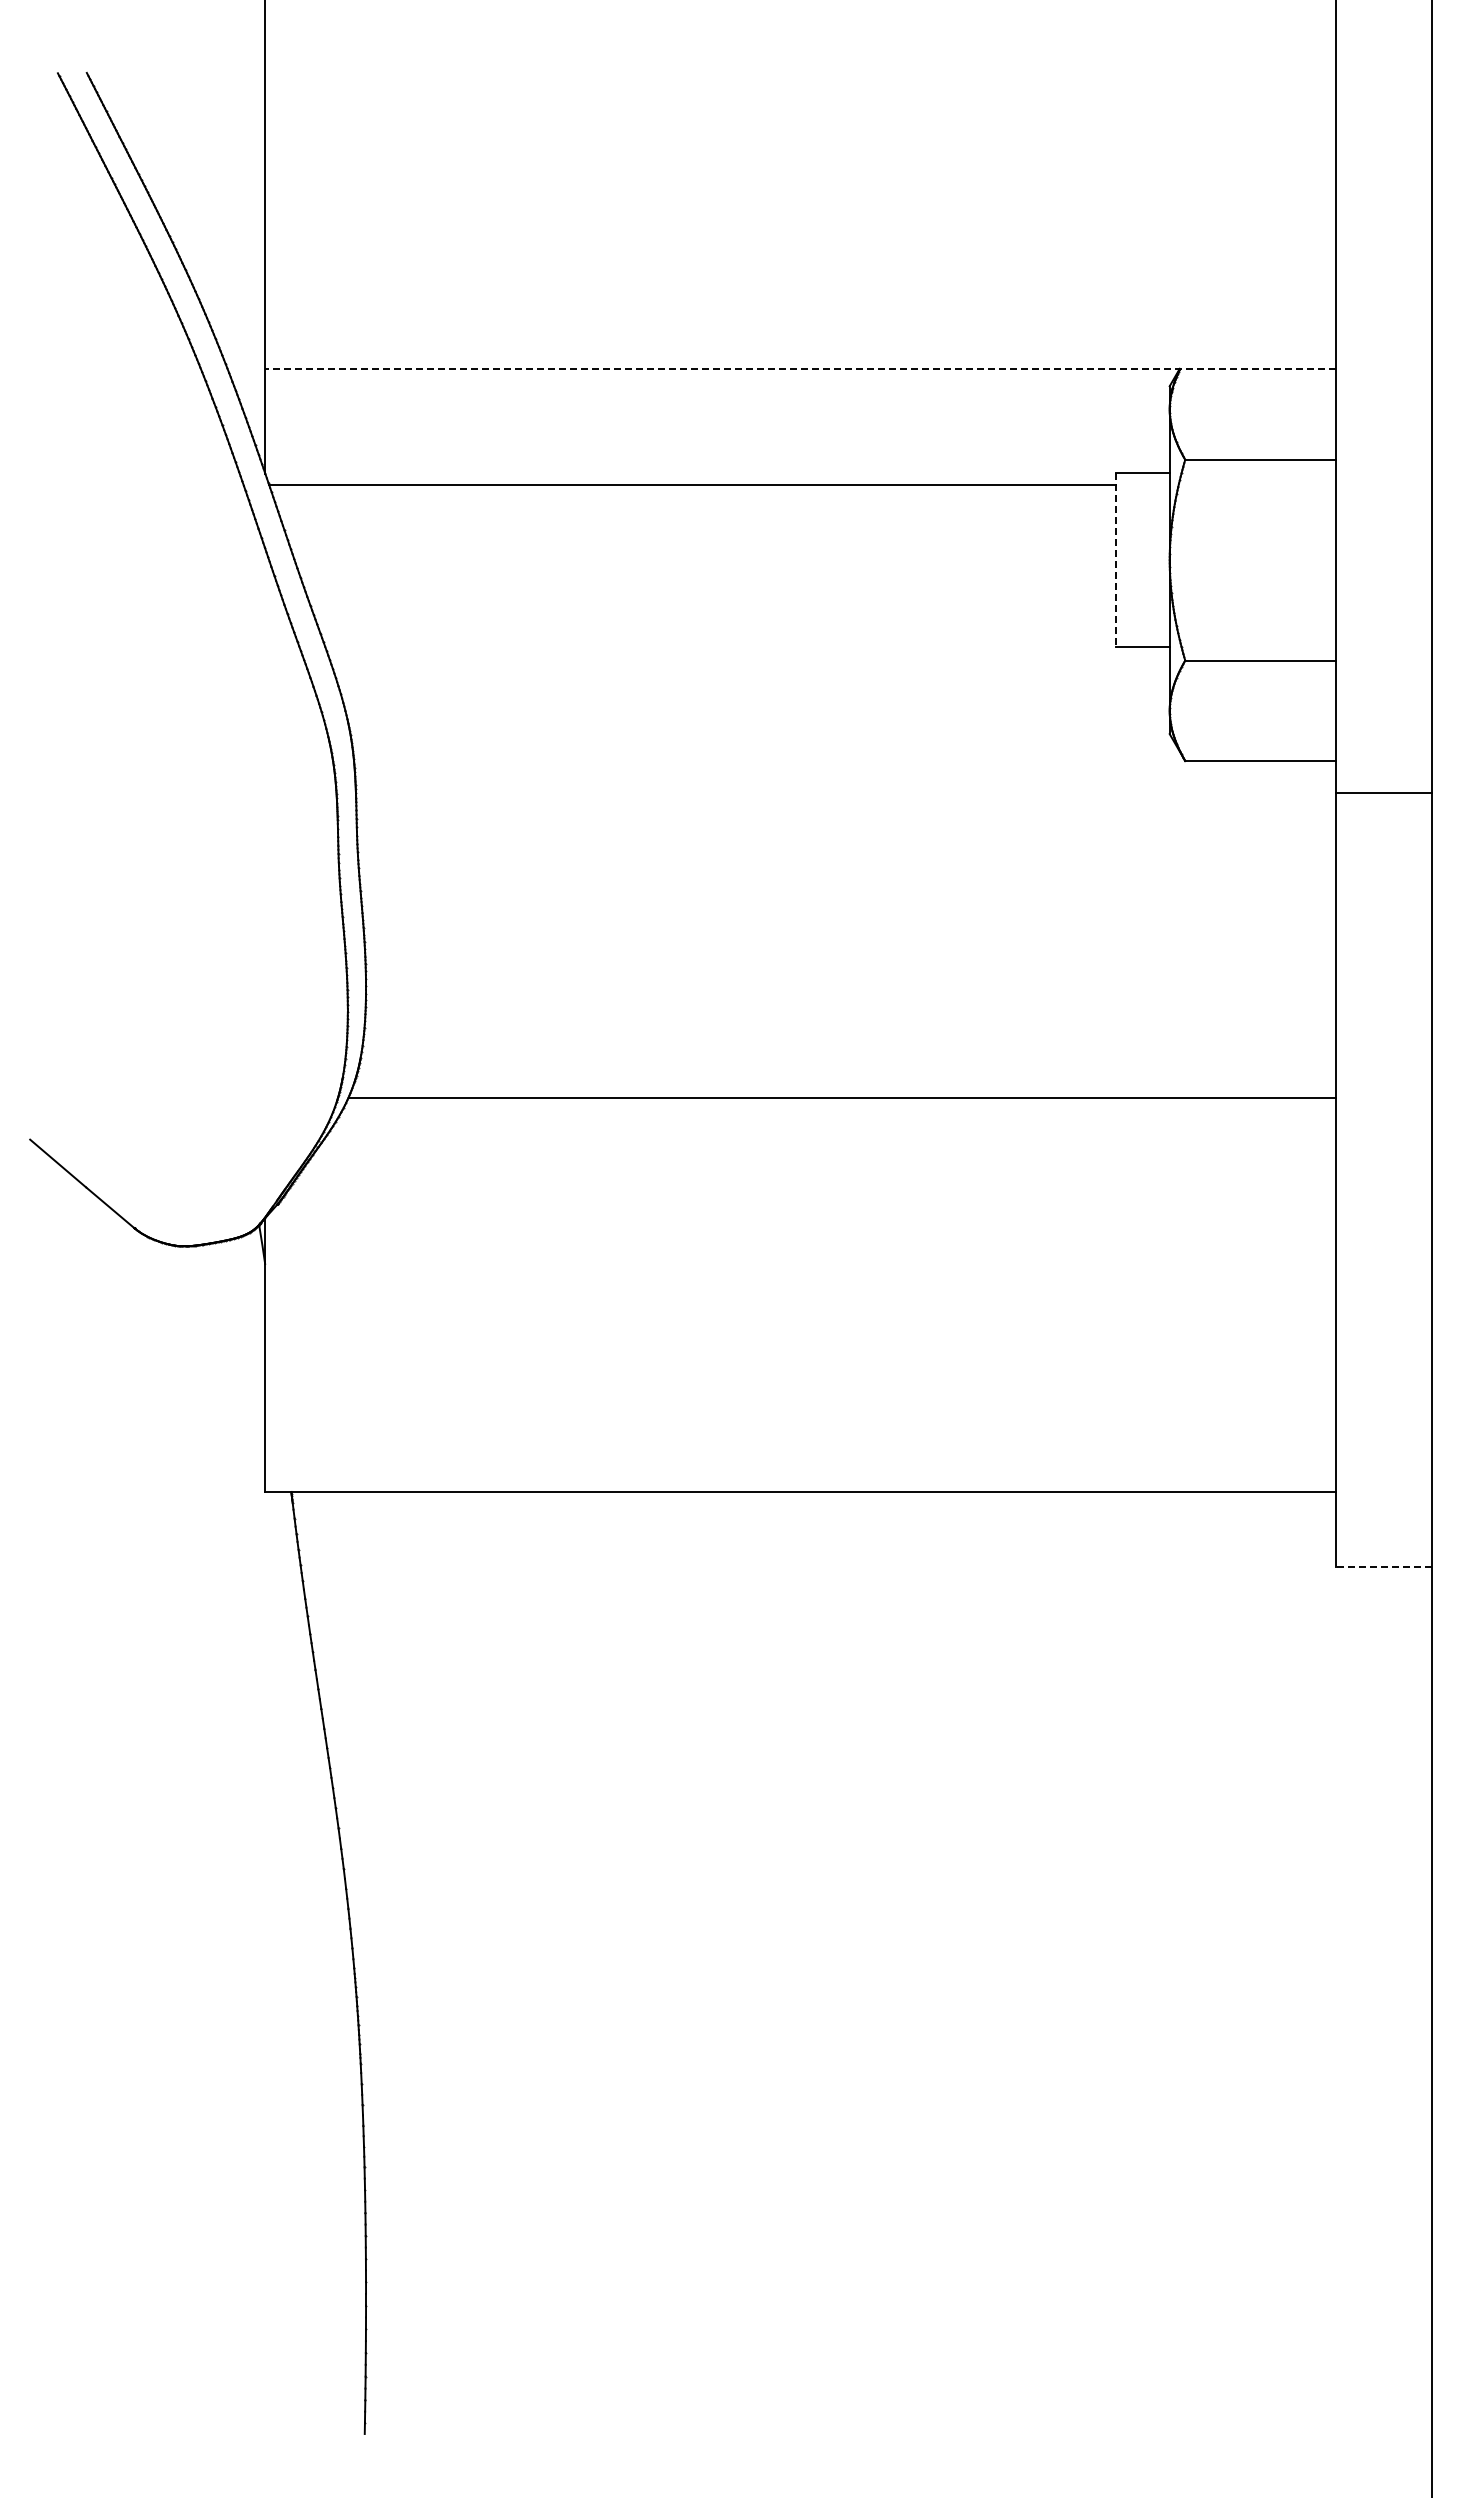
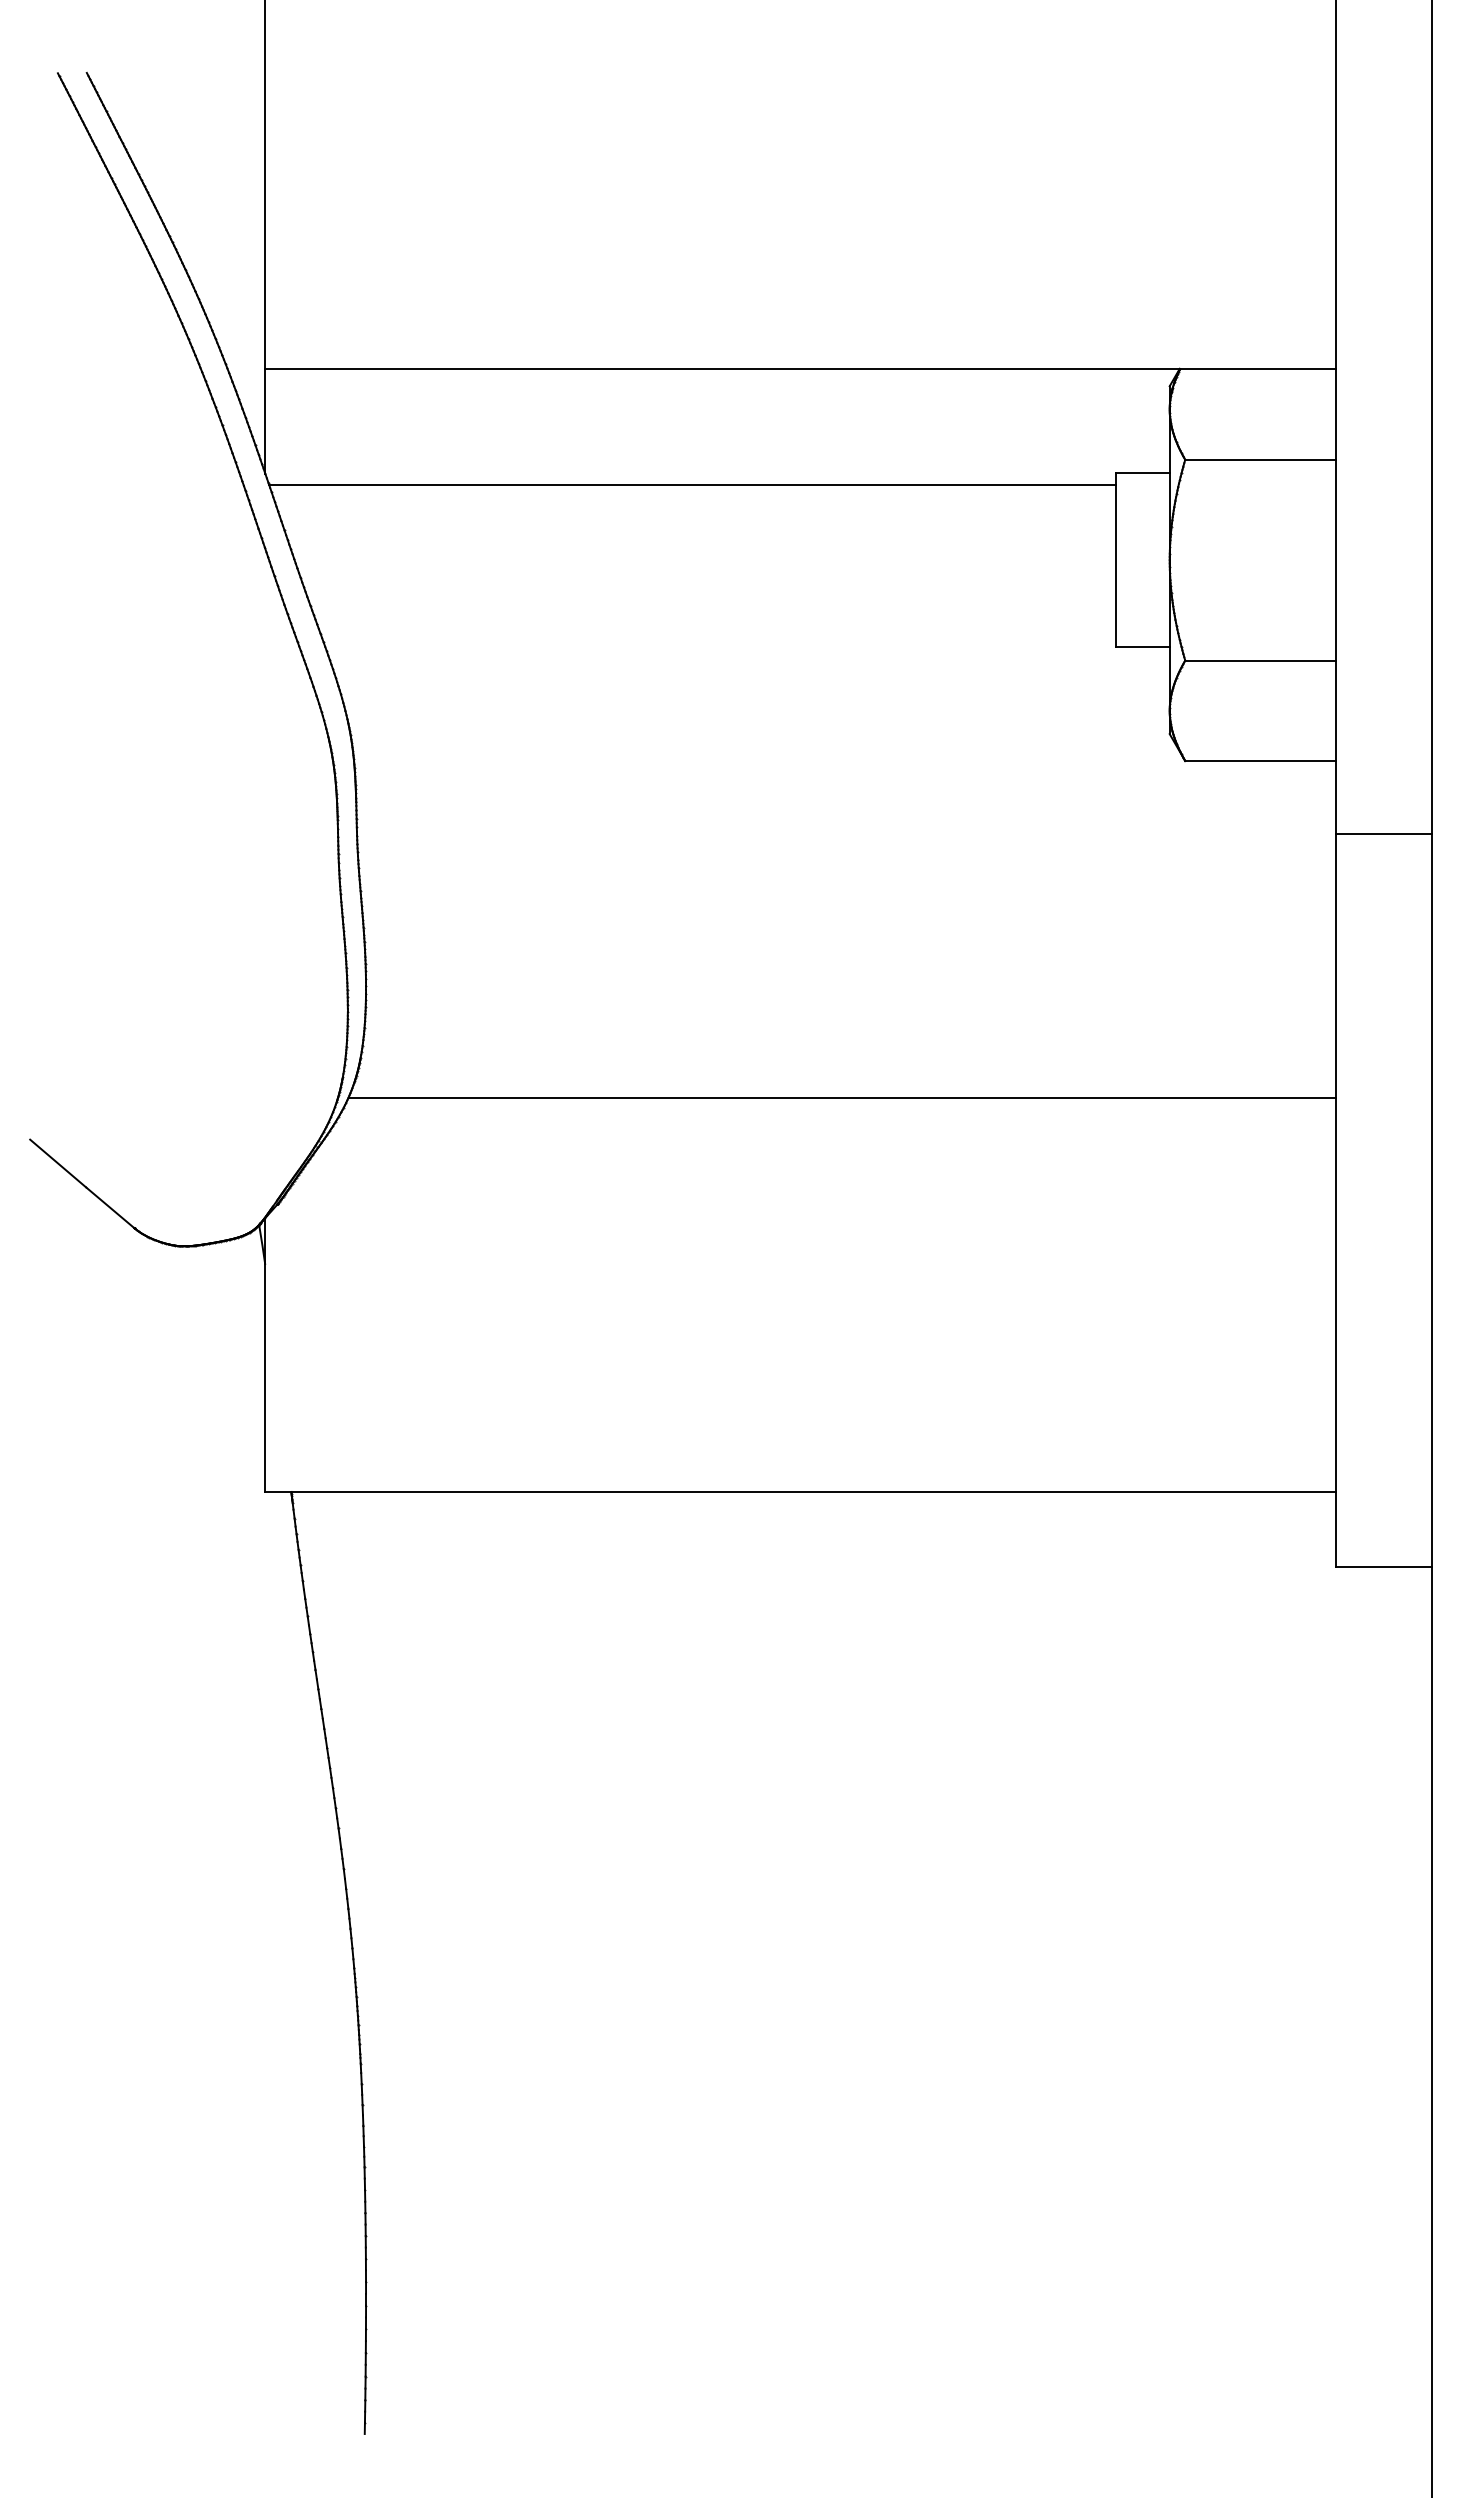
line: dashed -> solid (799, 368)
line: dashed -> solid (1116, 560)
line position: (1383, 792) -> (1383, 833) (1383, 833)
line: dashed -> solid (1383, 1566)
